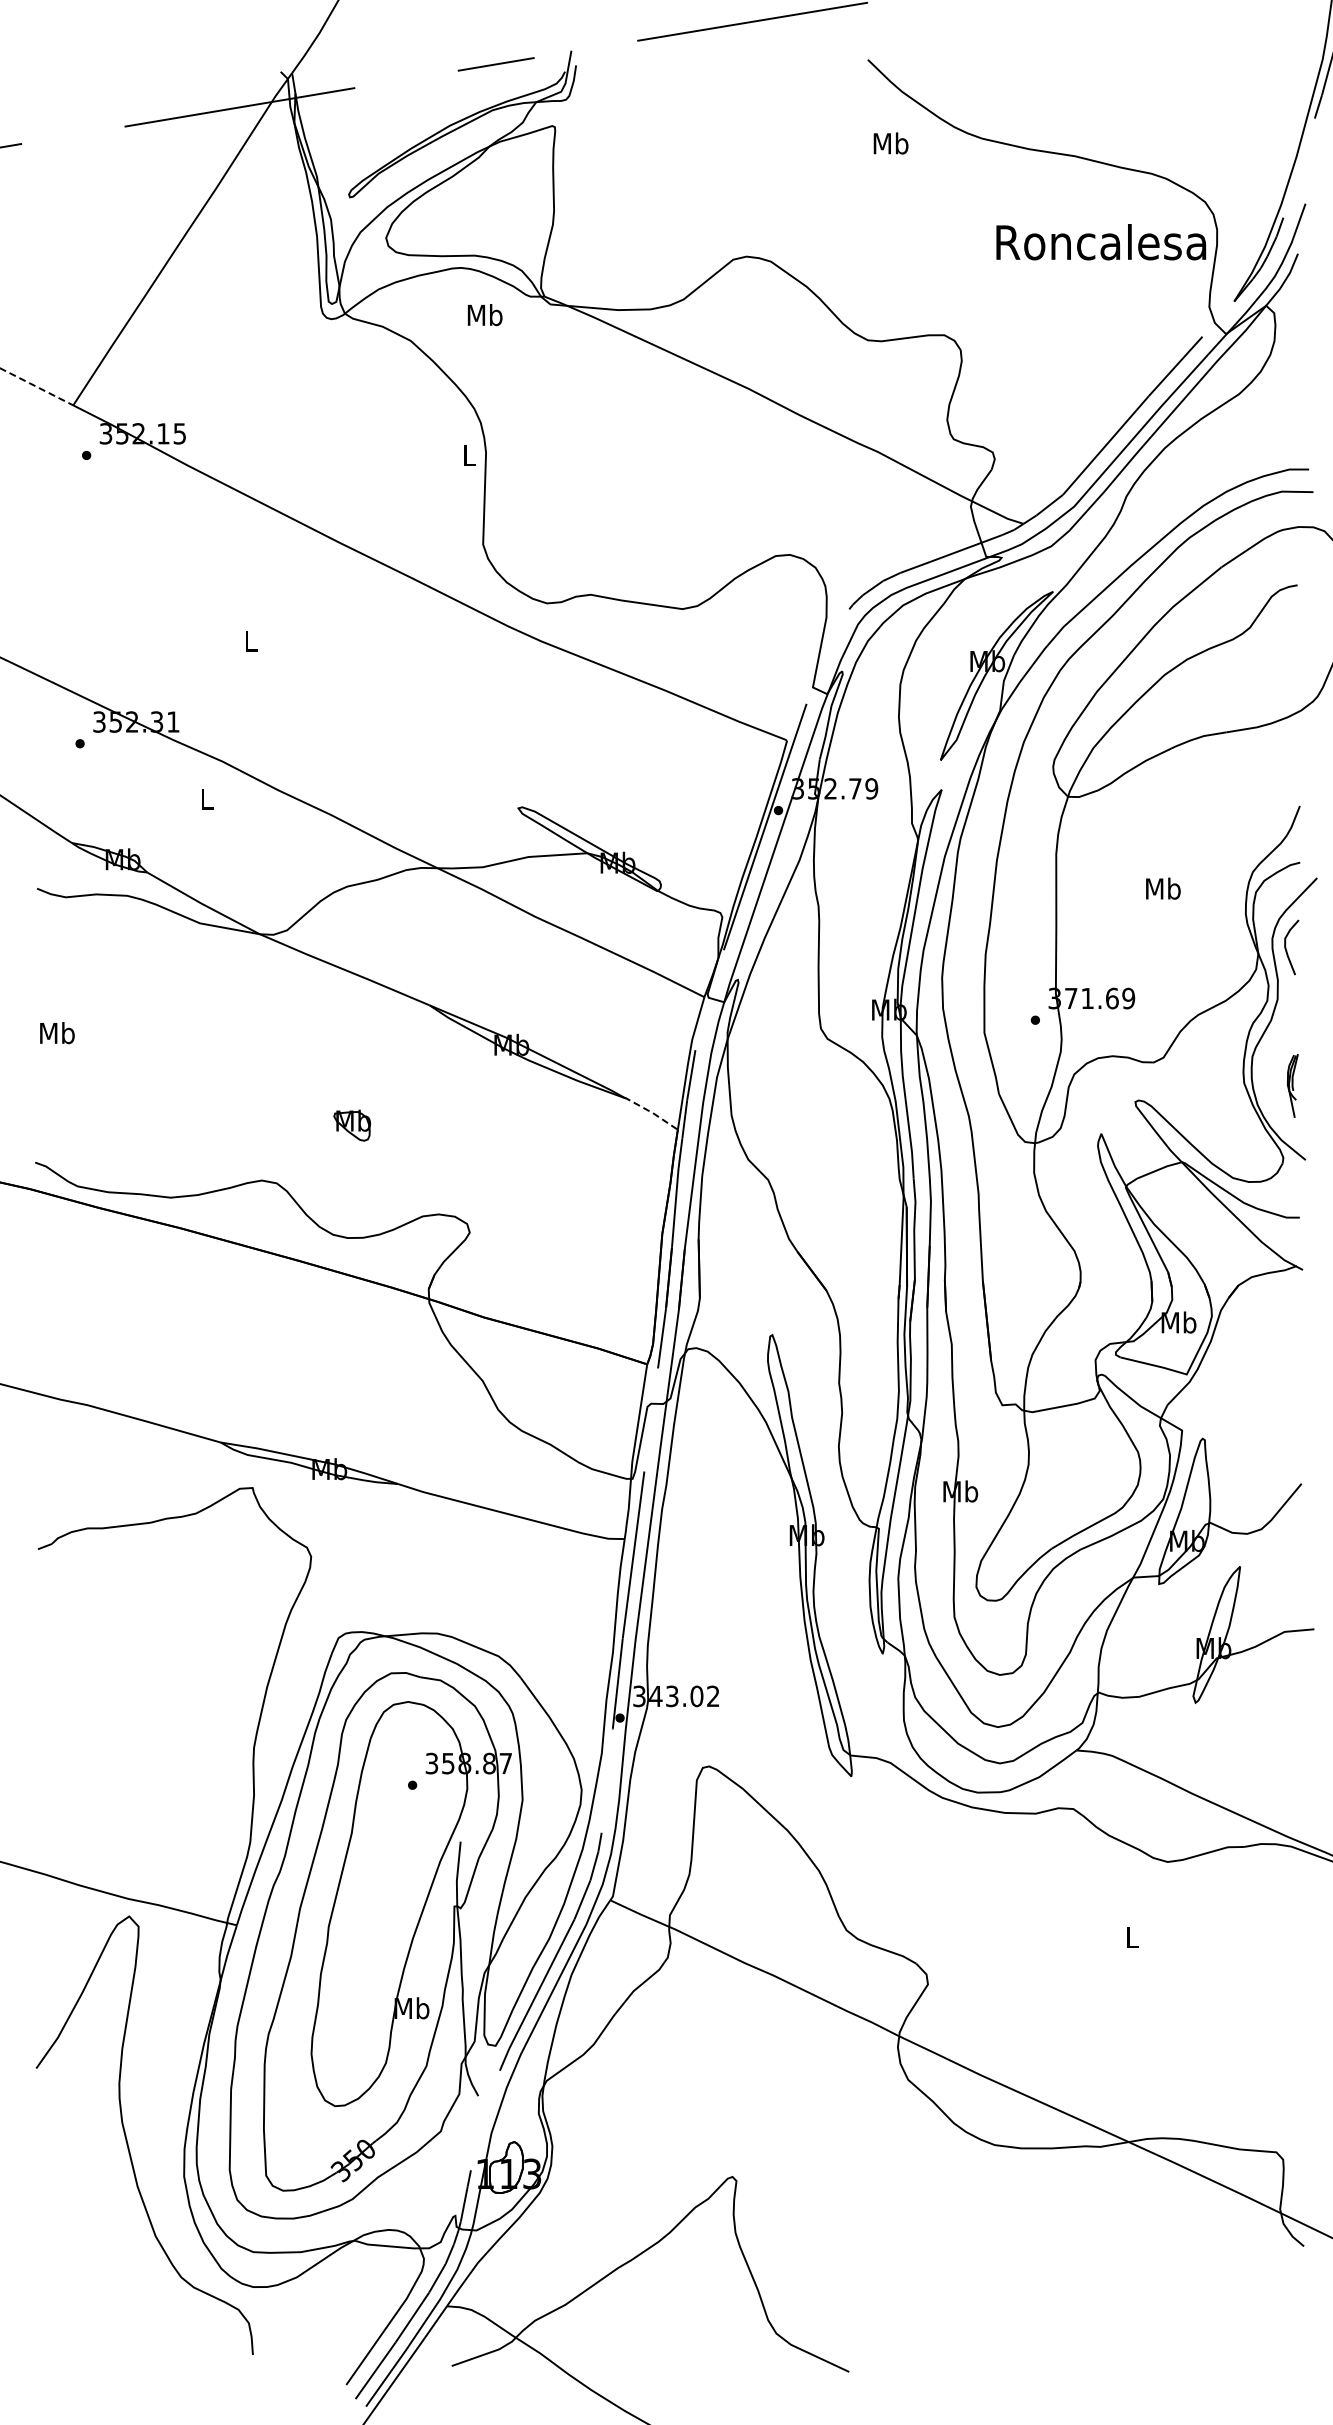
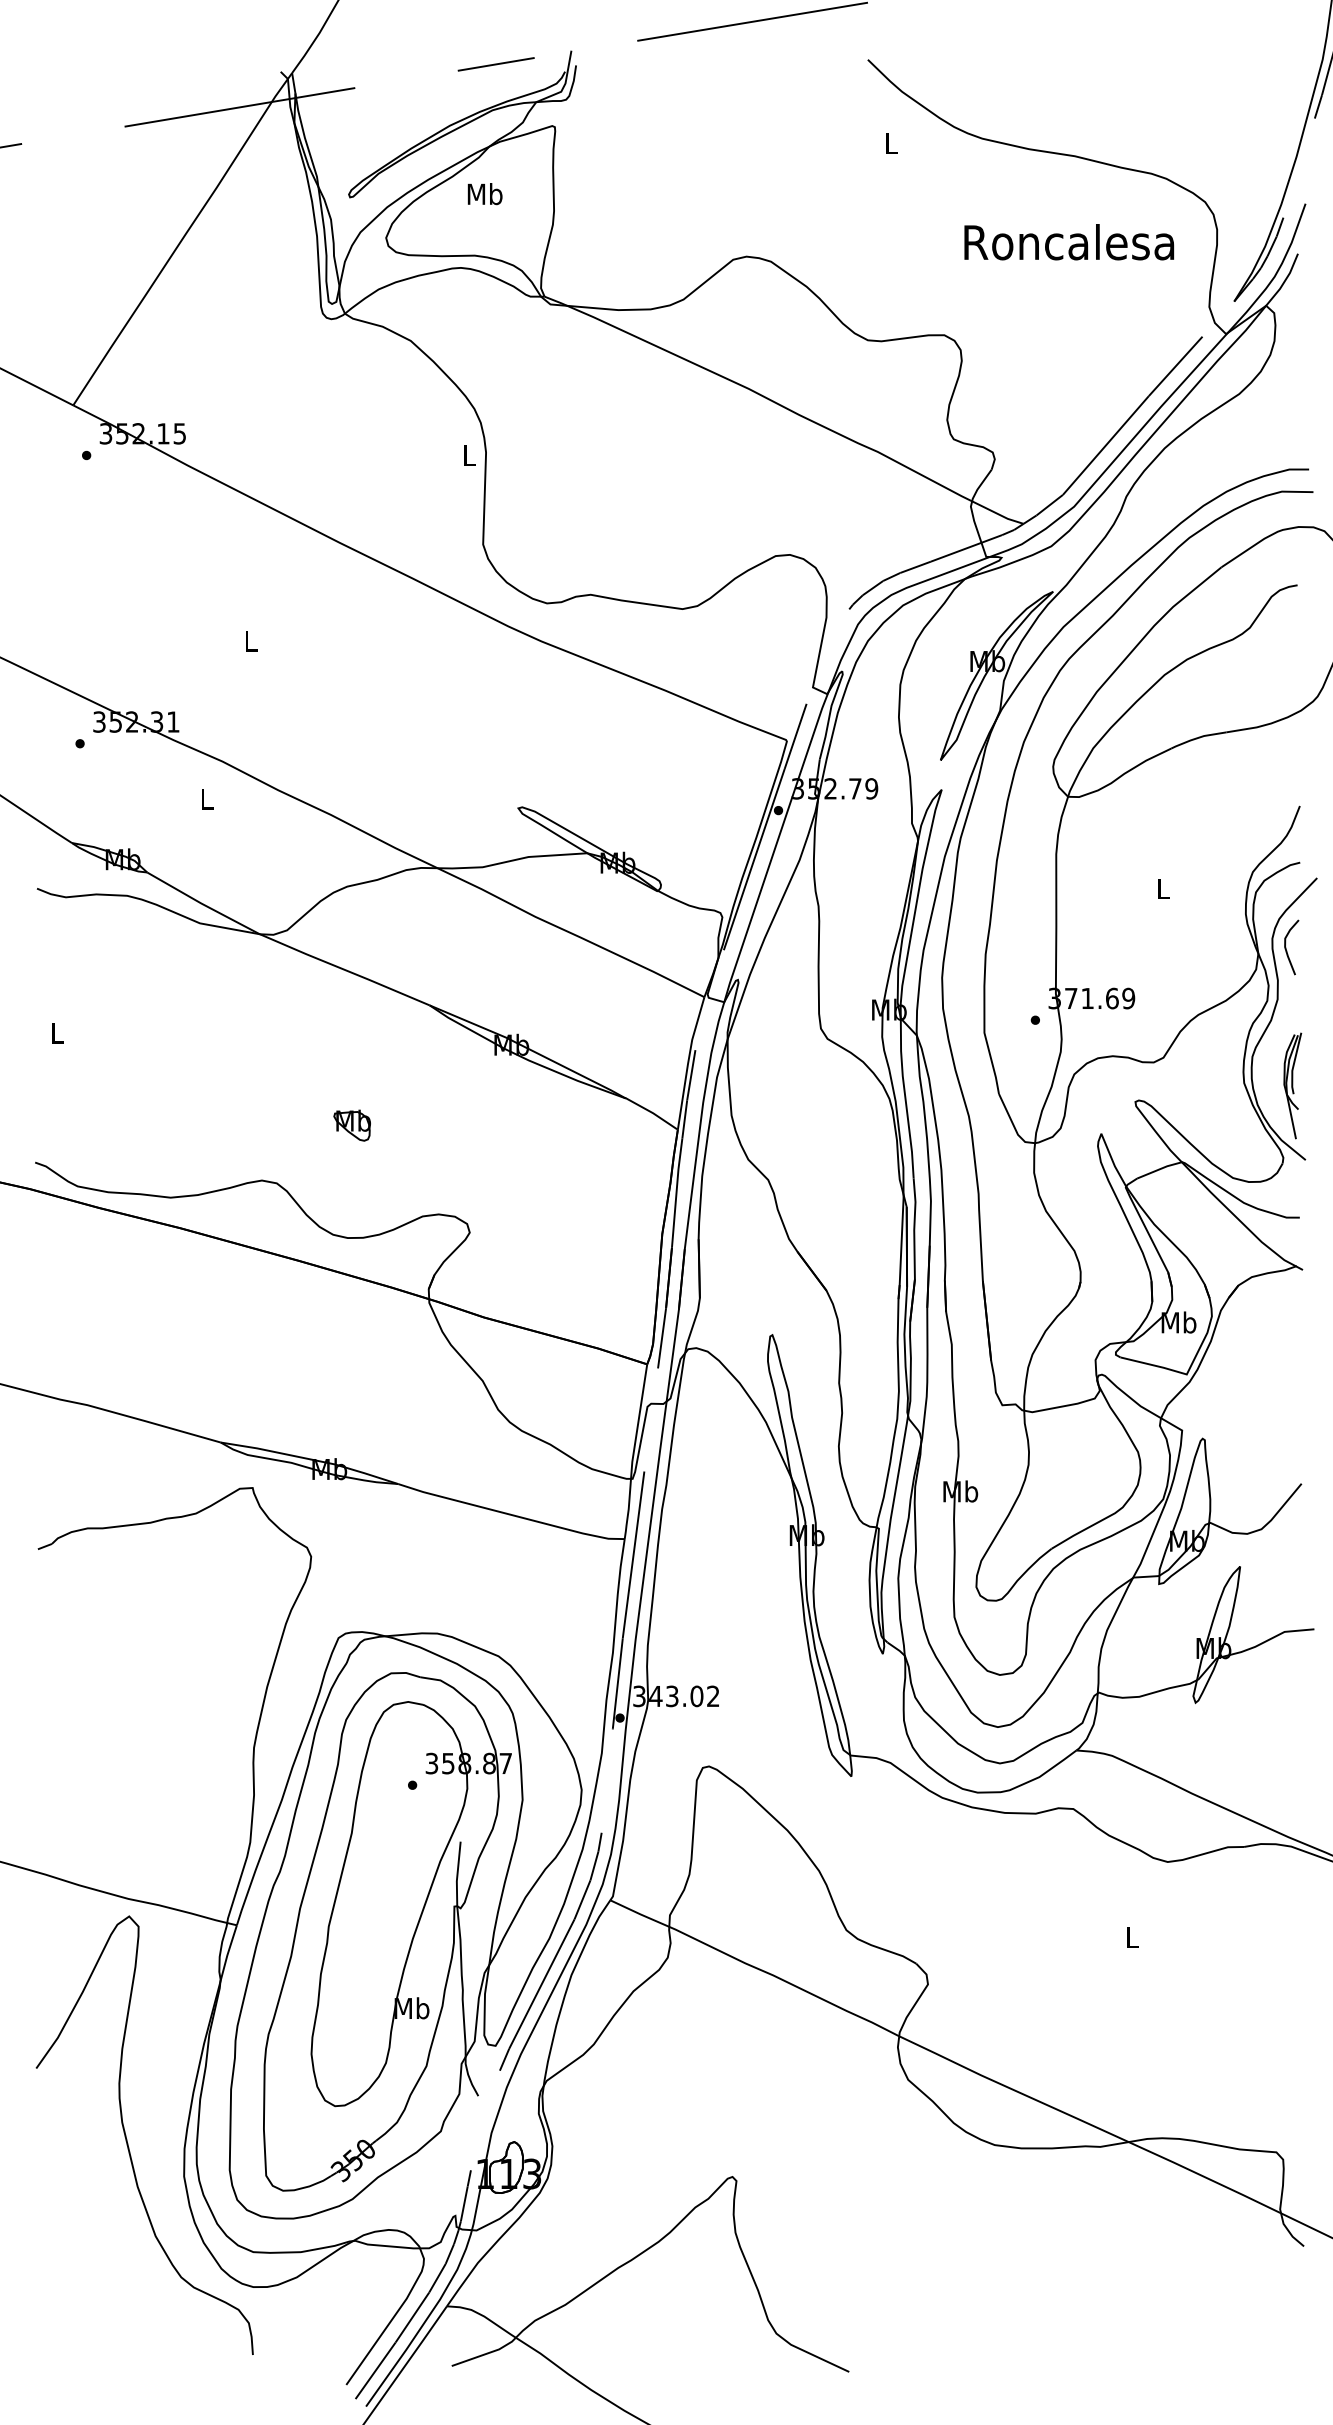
text: Mb -> L (890, 143)
text position: (1101, 242) -> (1069, 242) (1069, 242)
text position: (484, 315) -> (484, 194) (484, 194)
line: dashed -> solid (36, 386)
text: Mb -> L (1163, 888)
text: Mb -> L (57, 1033)
part size: 13x64 px -> 20x108 px (1292, 1085)
line: dashed -> solid (651, 1112)
